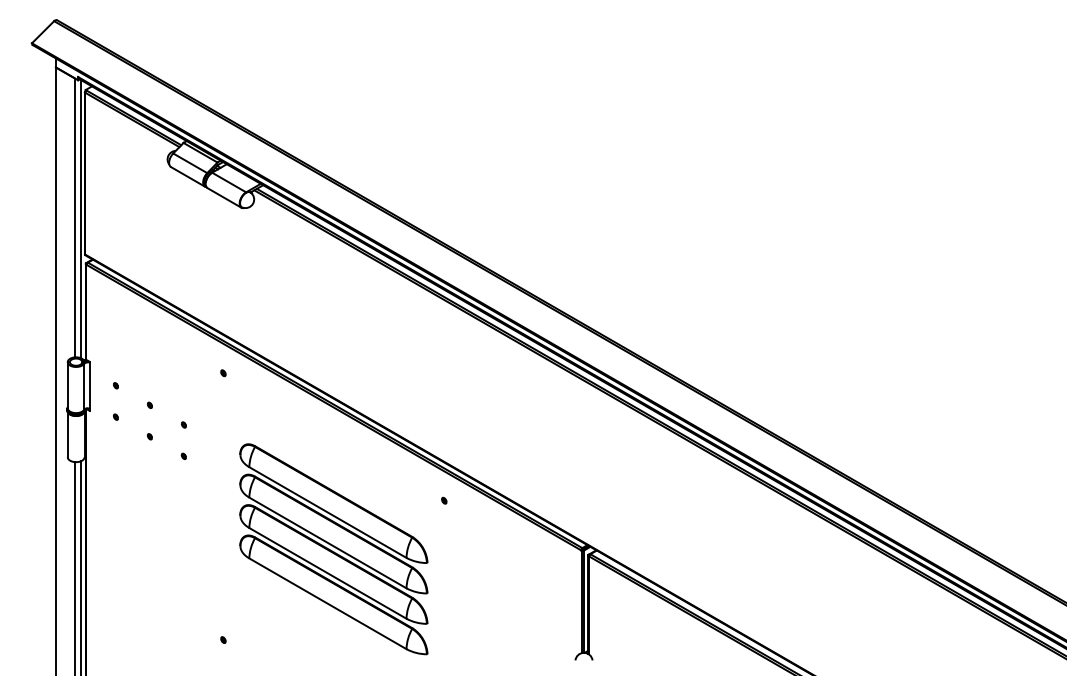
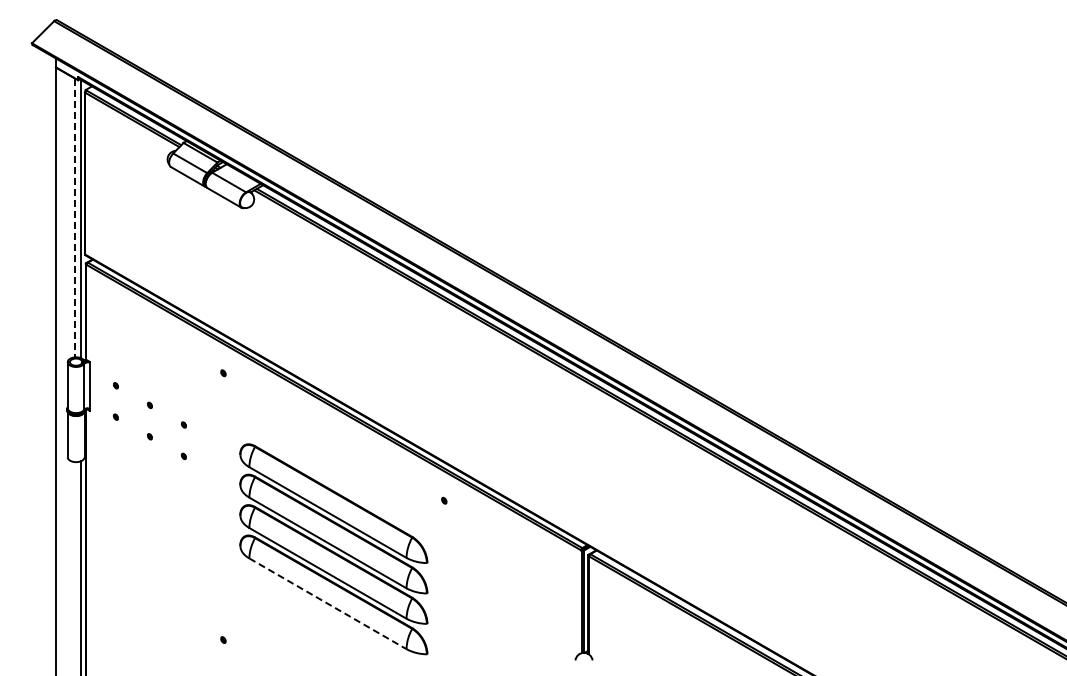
line: solid -> dashed (75, 218)
line: present -> none (75, 567)
line: solid -> dashed (327, 603)
